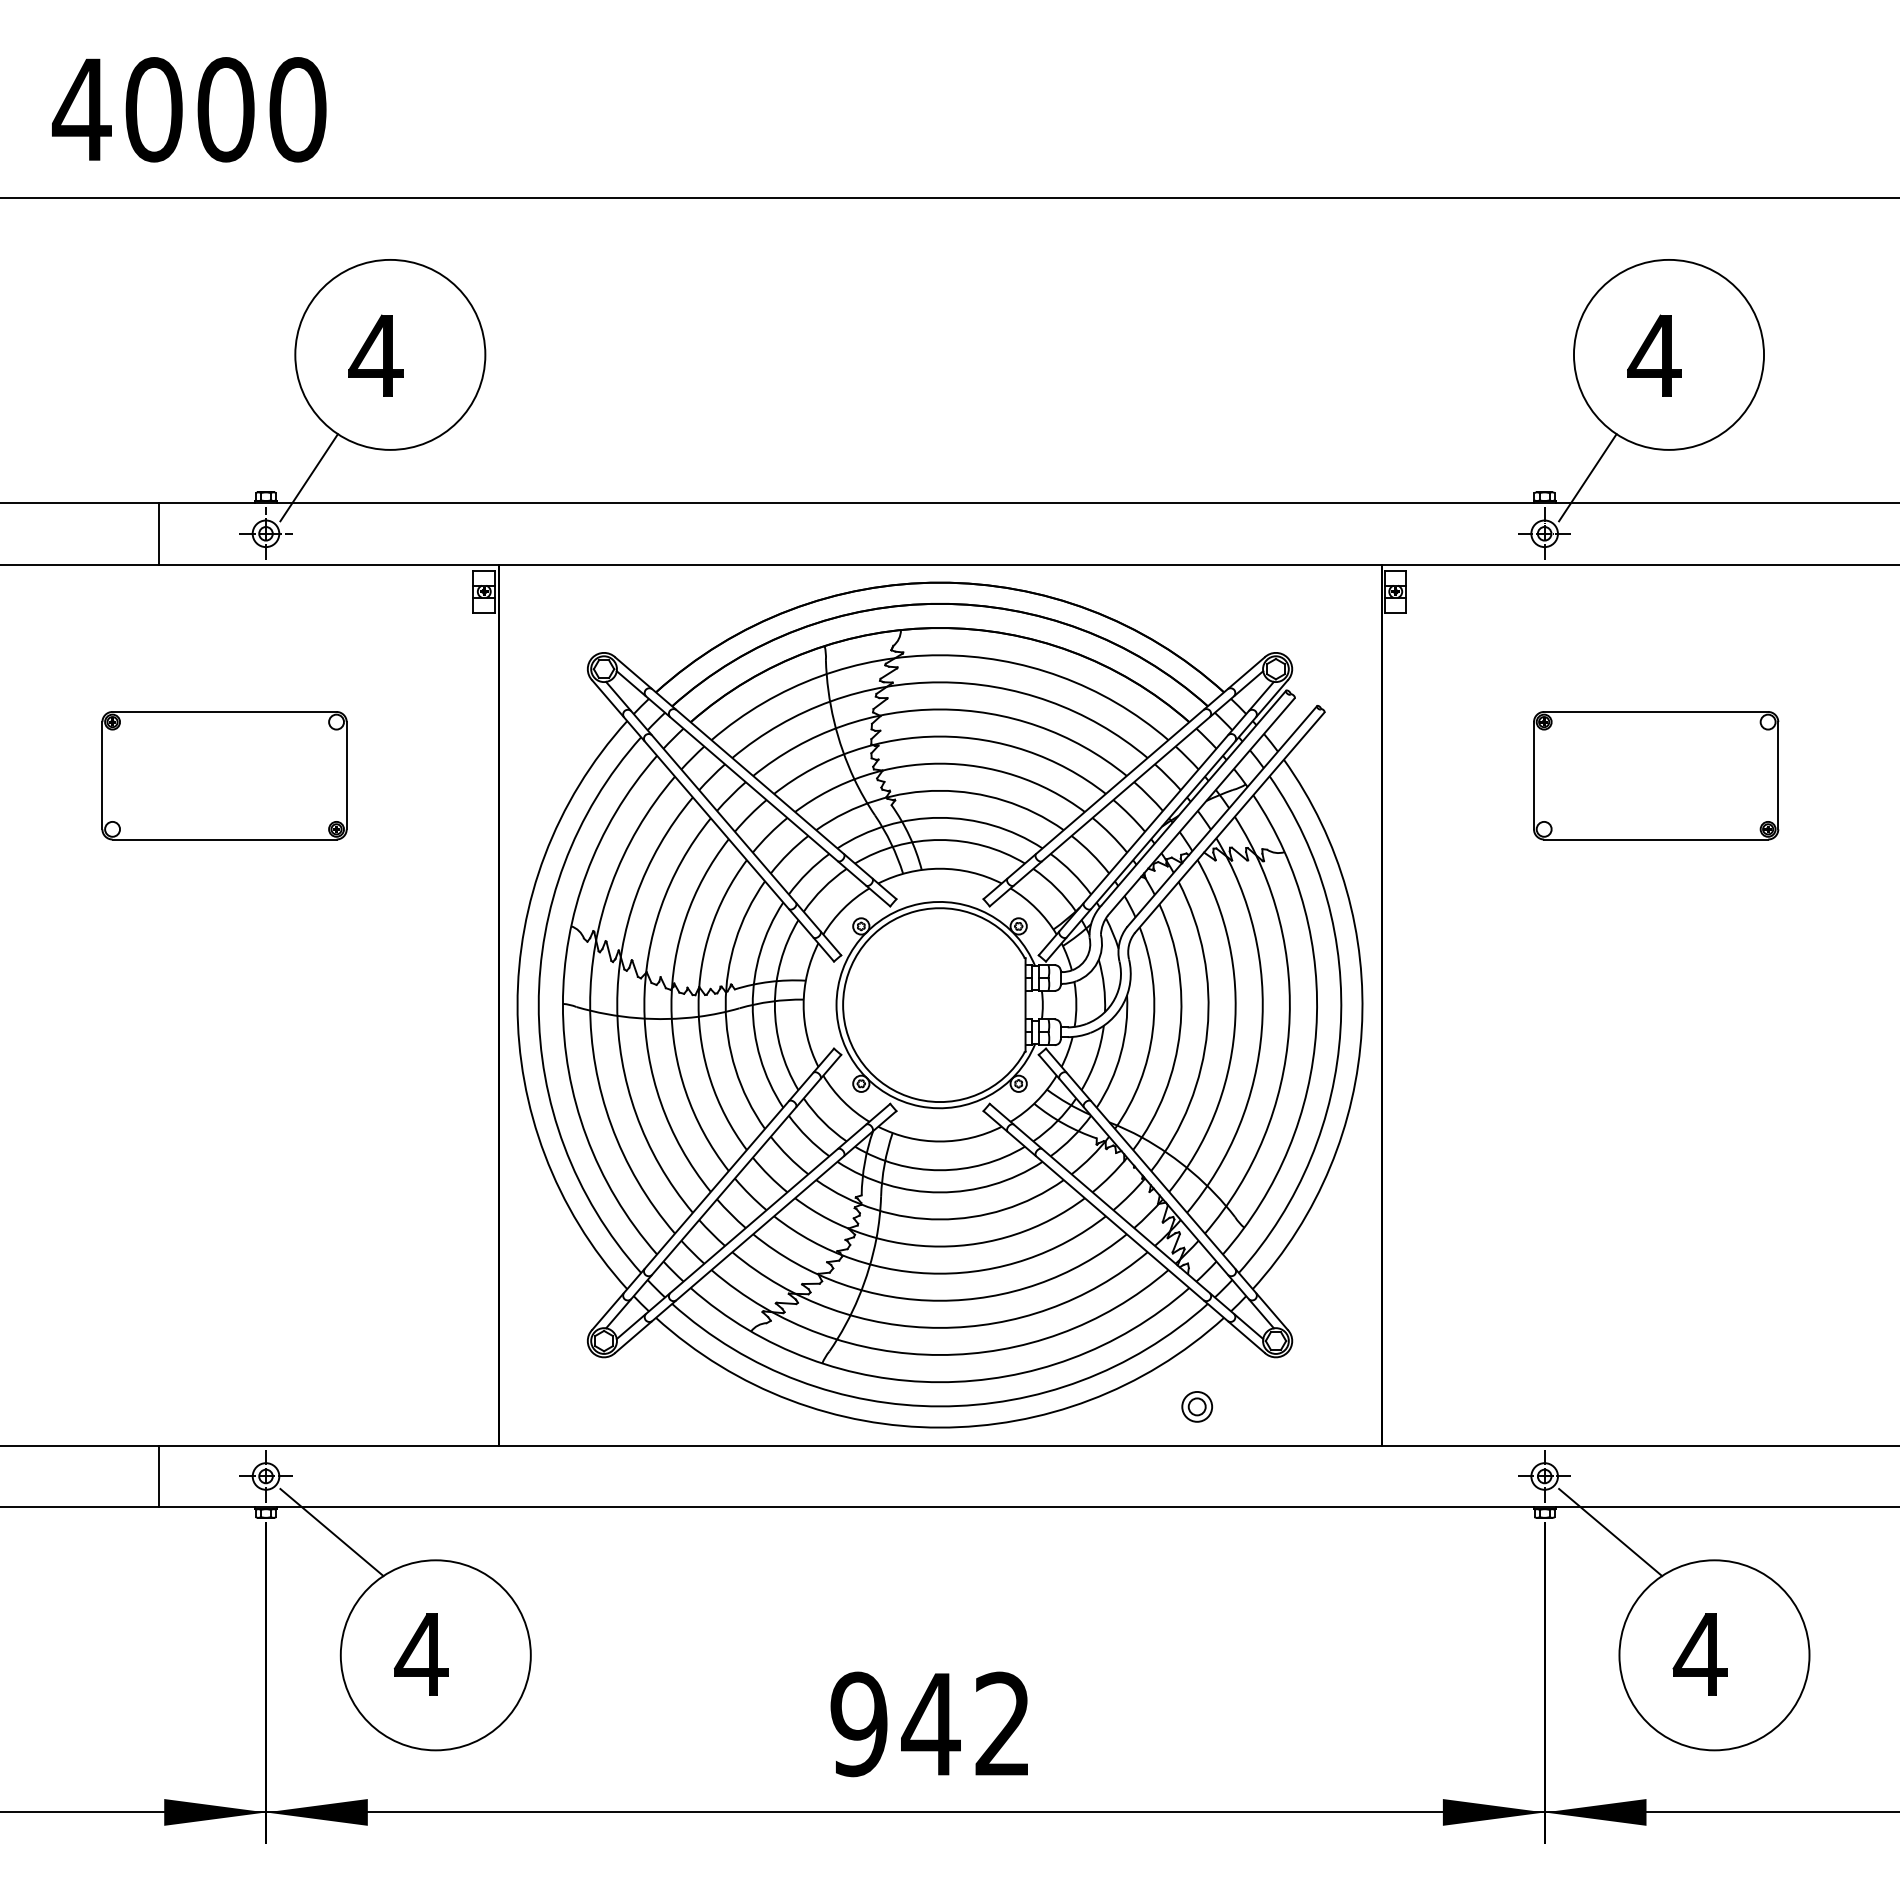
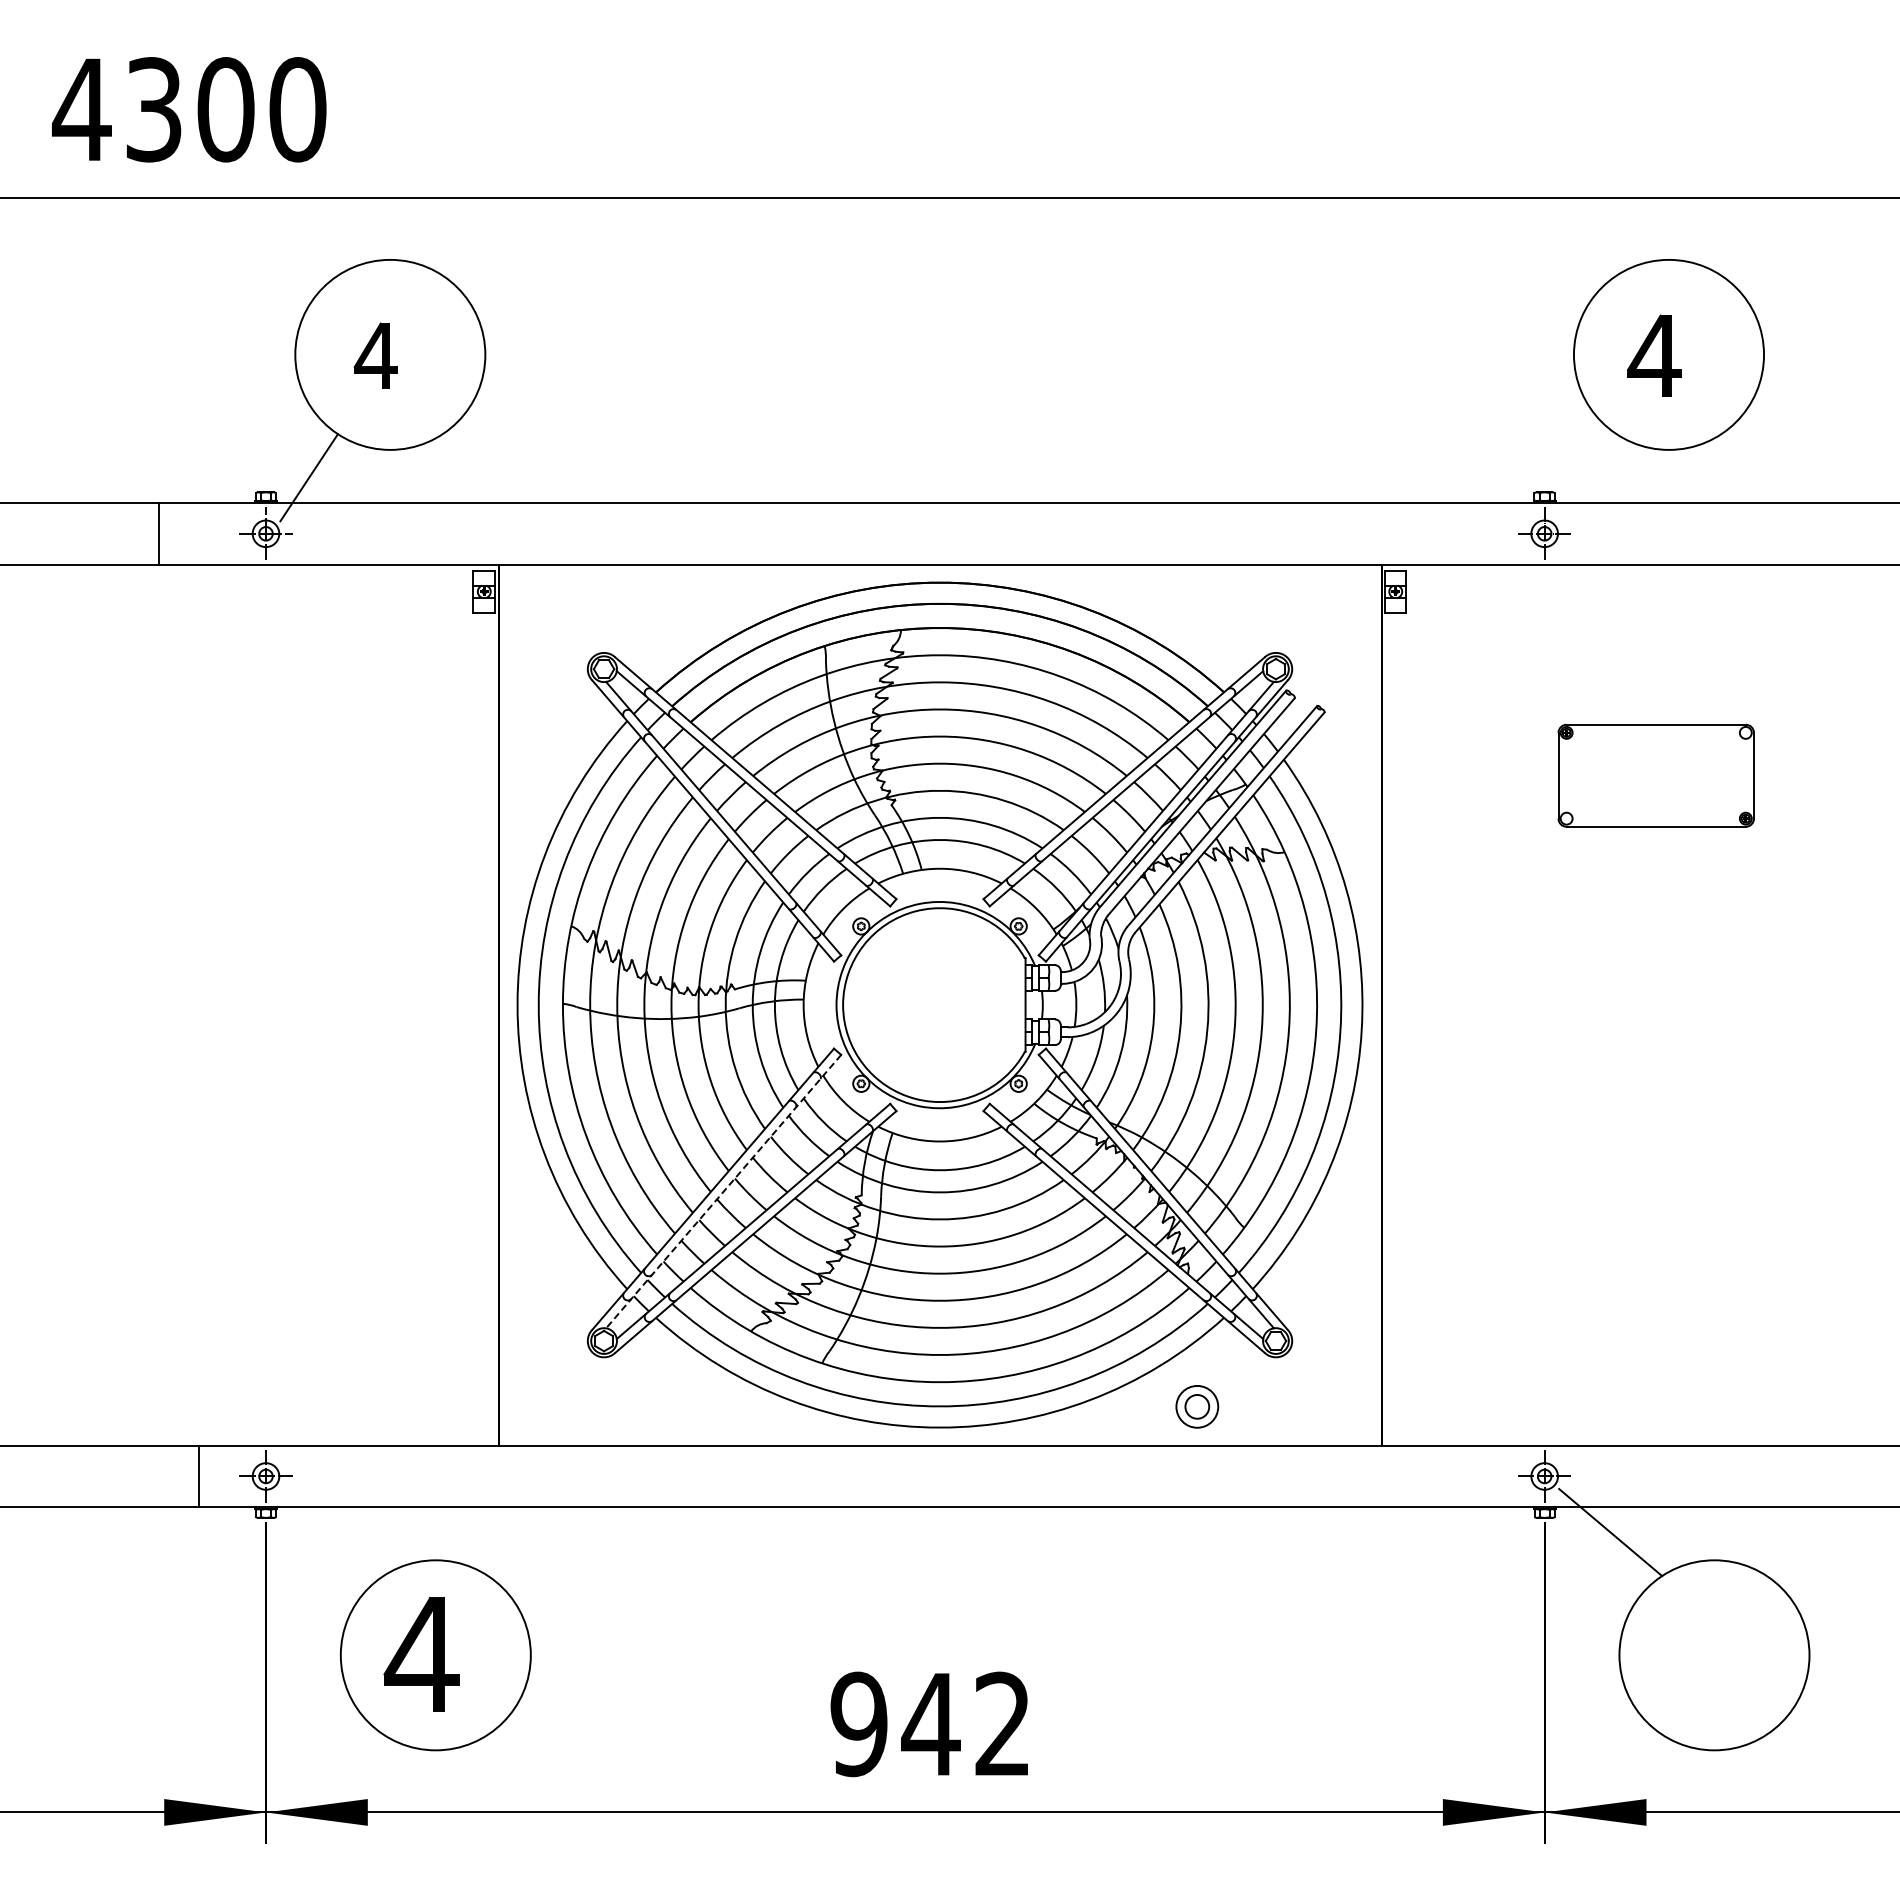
text: 4000 -> 4300 (153, 109)
part size: 56x83 px -> 45x67 px (375, 355)
line: present -> none (1587, 477)
part: present -> none (224, 775)
part size: 247x130 px -> 198x105 px (1655, 775)
line: solid -> dashed (723, 1191)
part size: 32x32 px -> 45x44 px (1197, 1406)
line position: (159, 1476) -> (199, 1476) (199, 1476)
line: present -> none (331, 1532)
part size: 56x83 px -> 77x115 px (421, 1654)
part: present -> none (1699, 1654)
